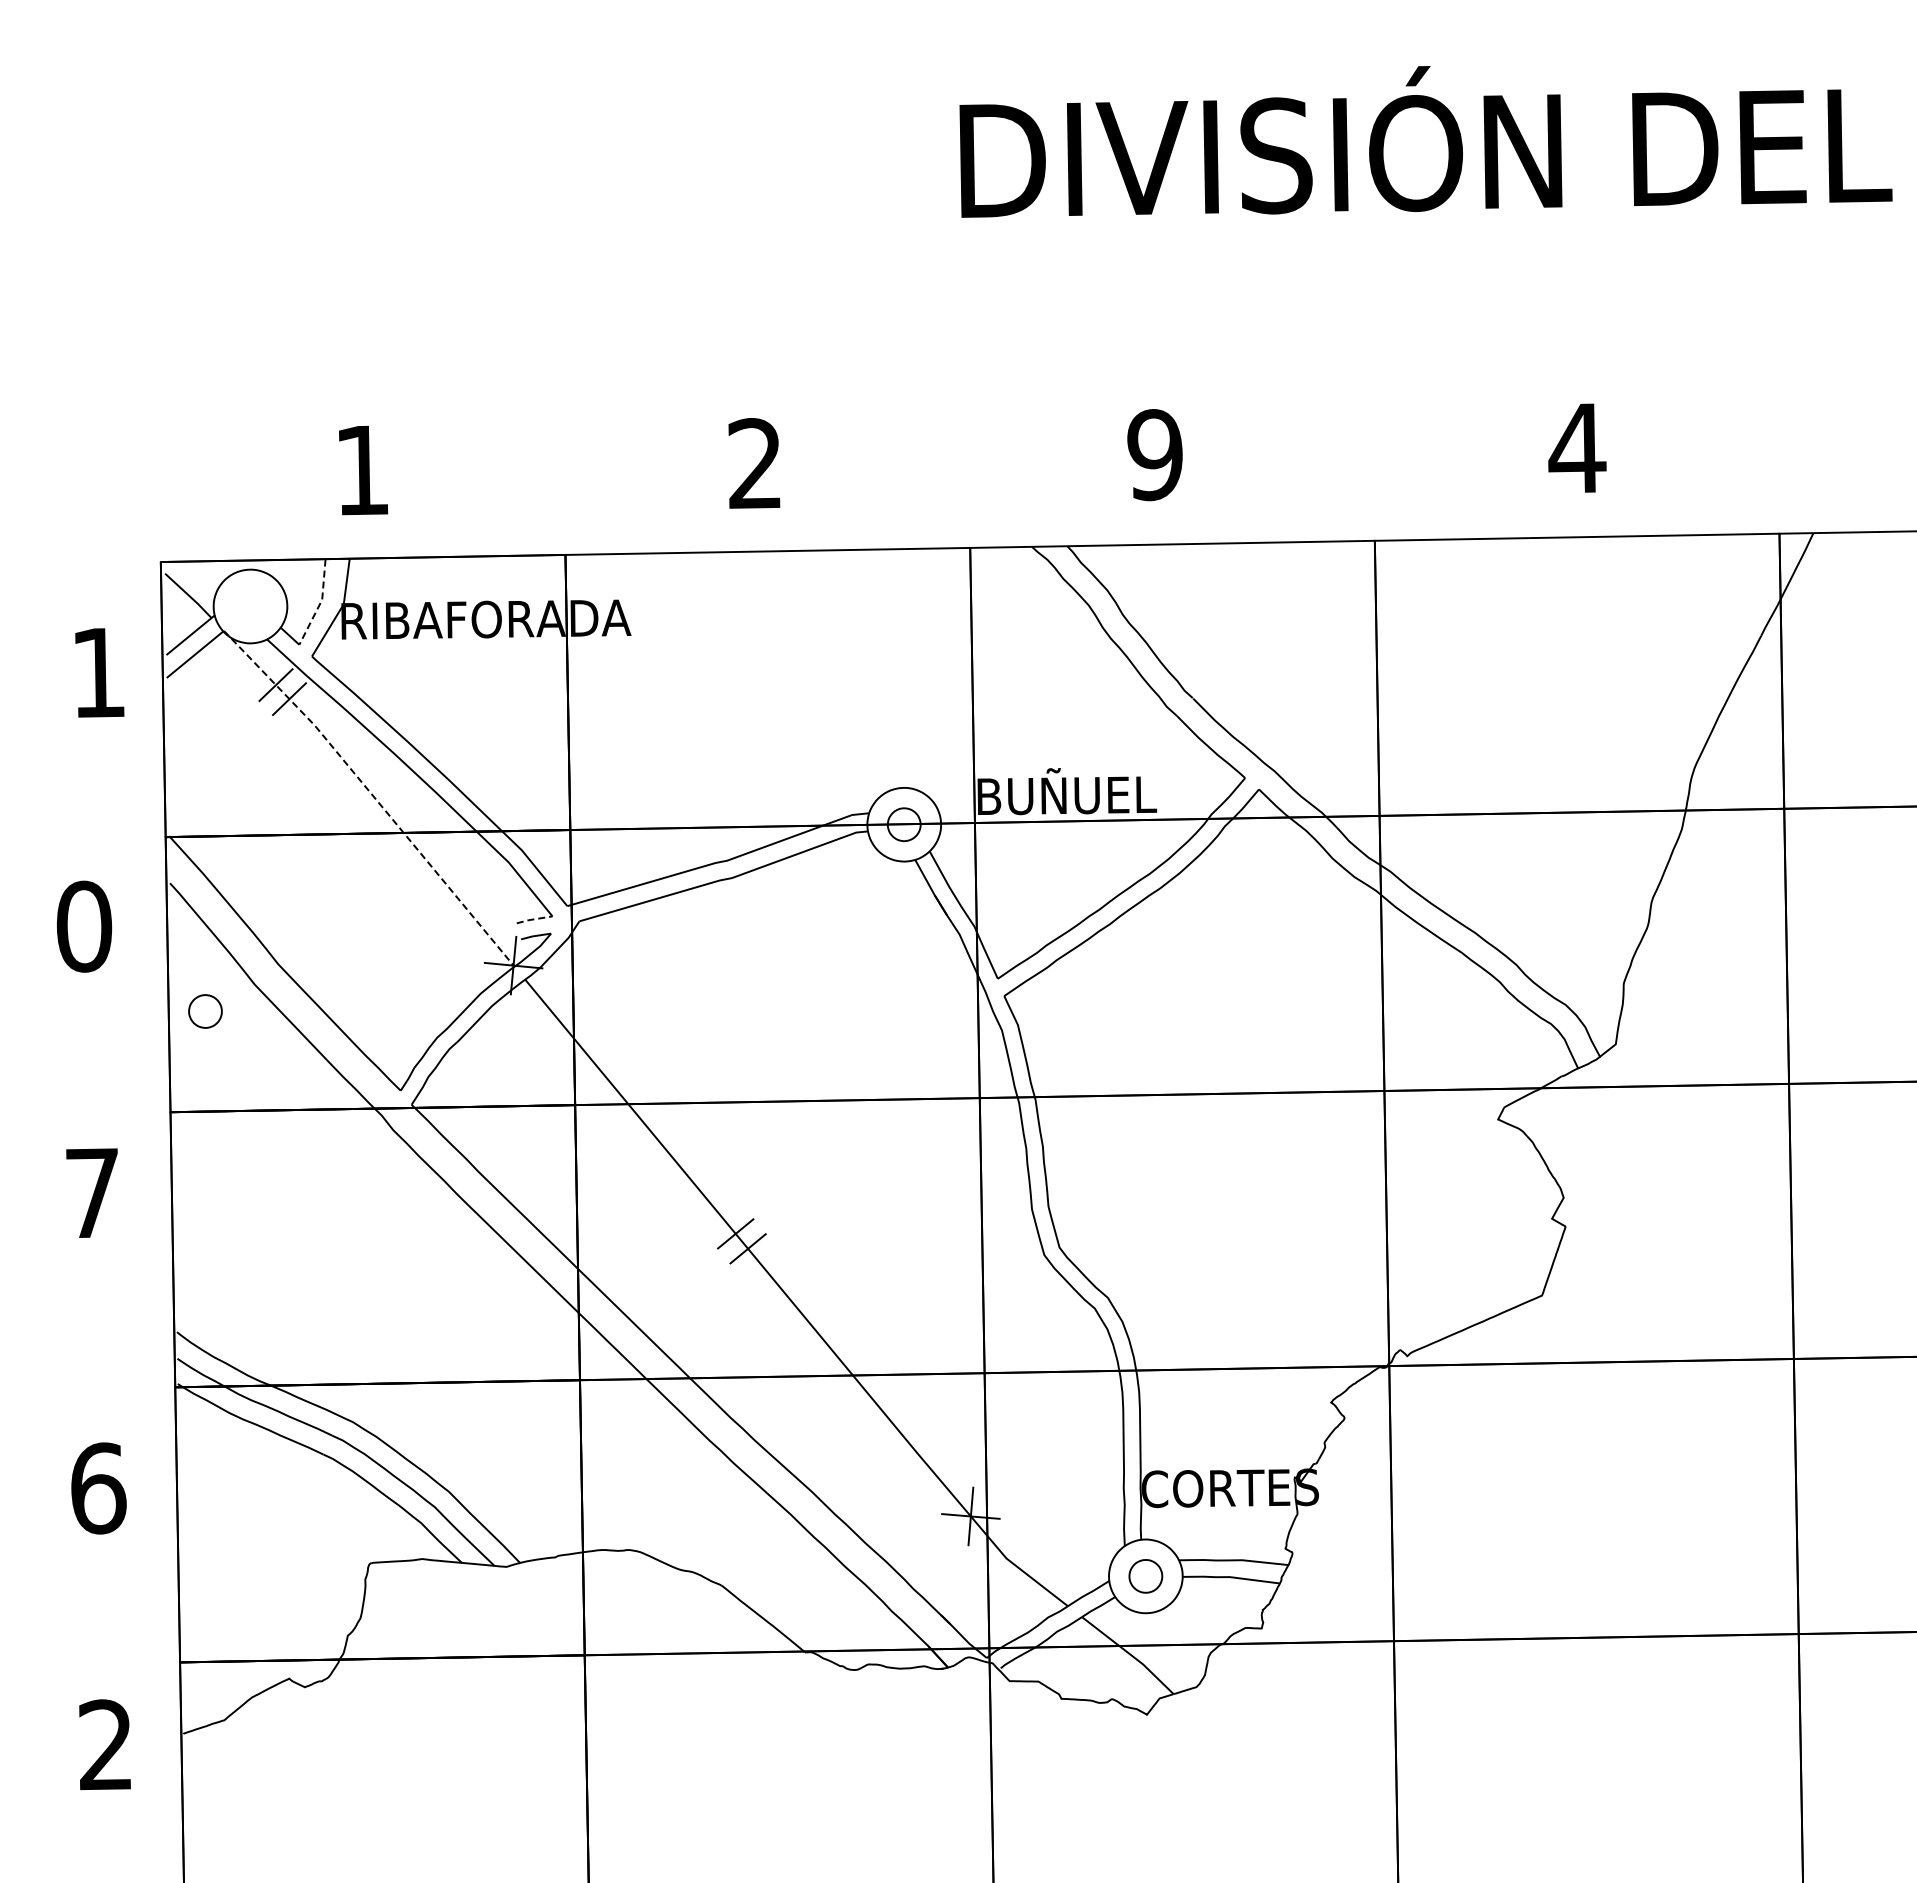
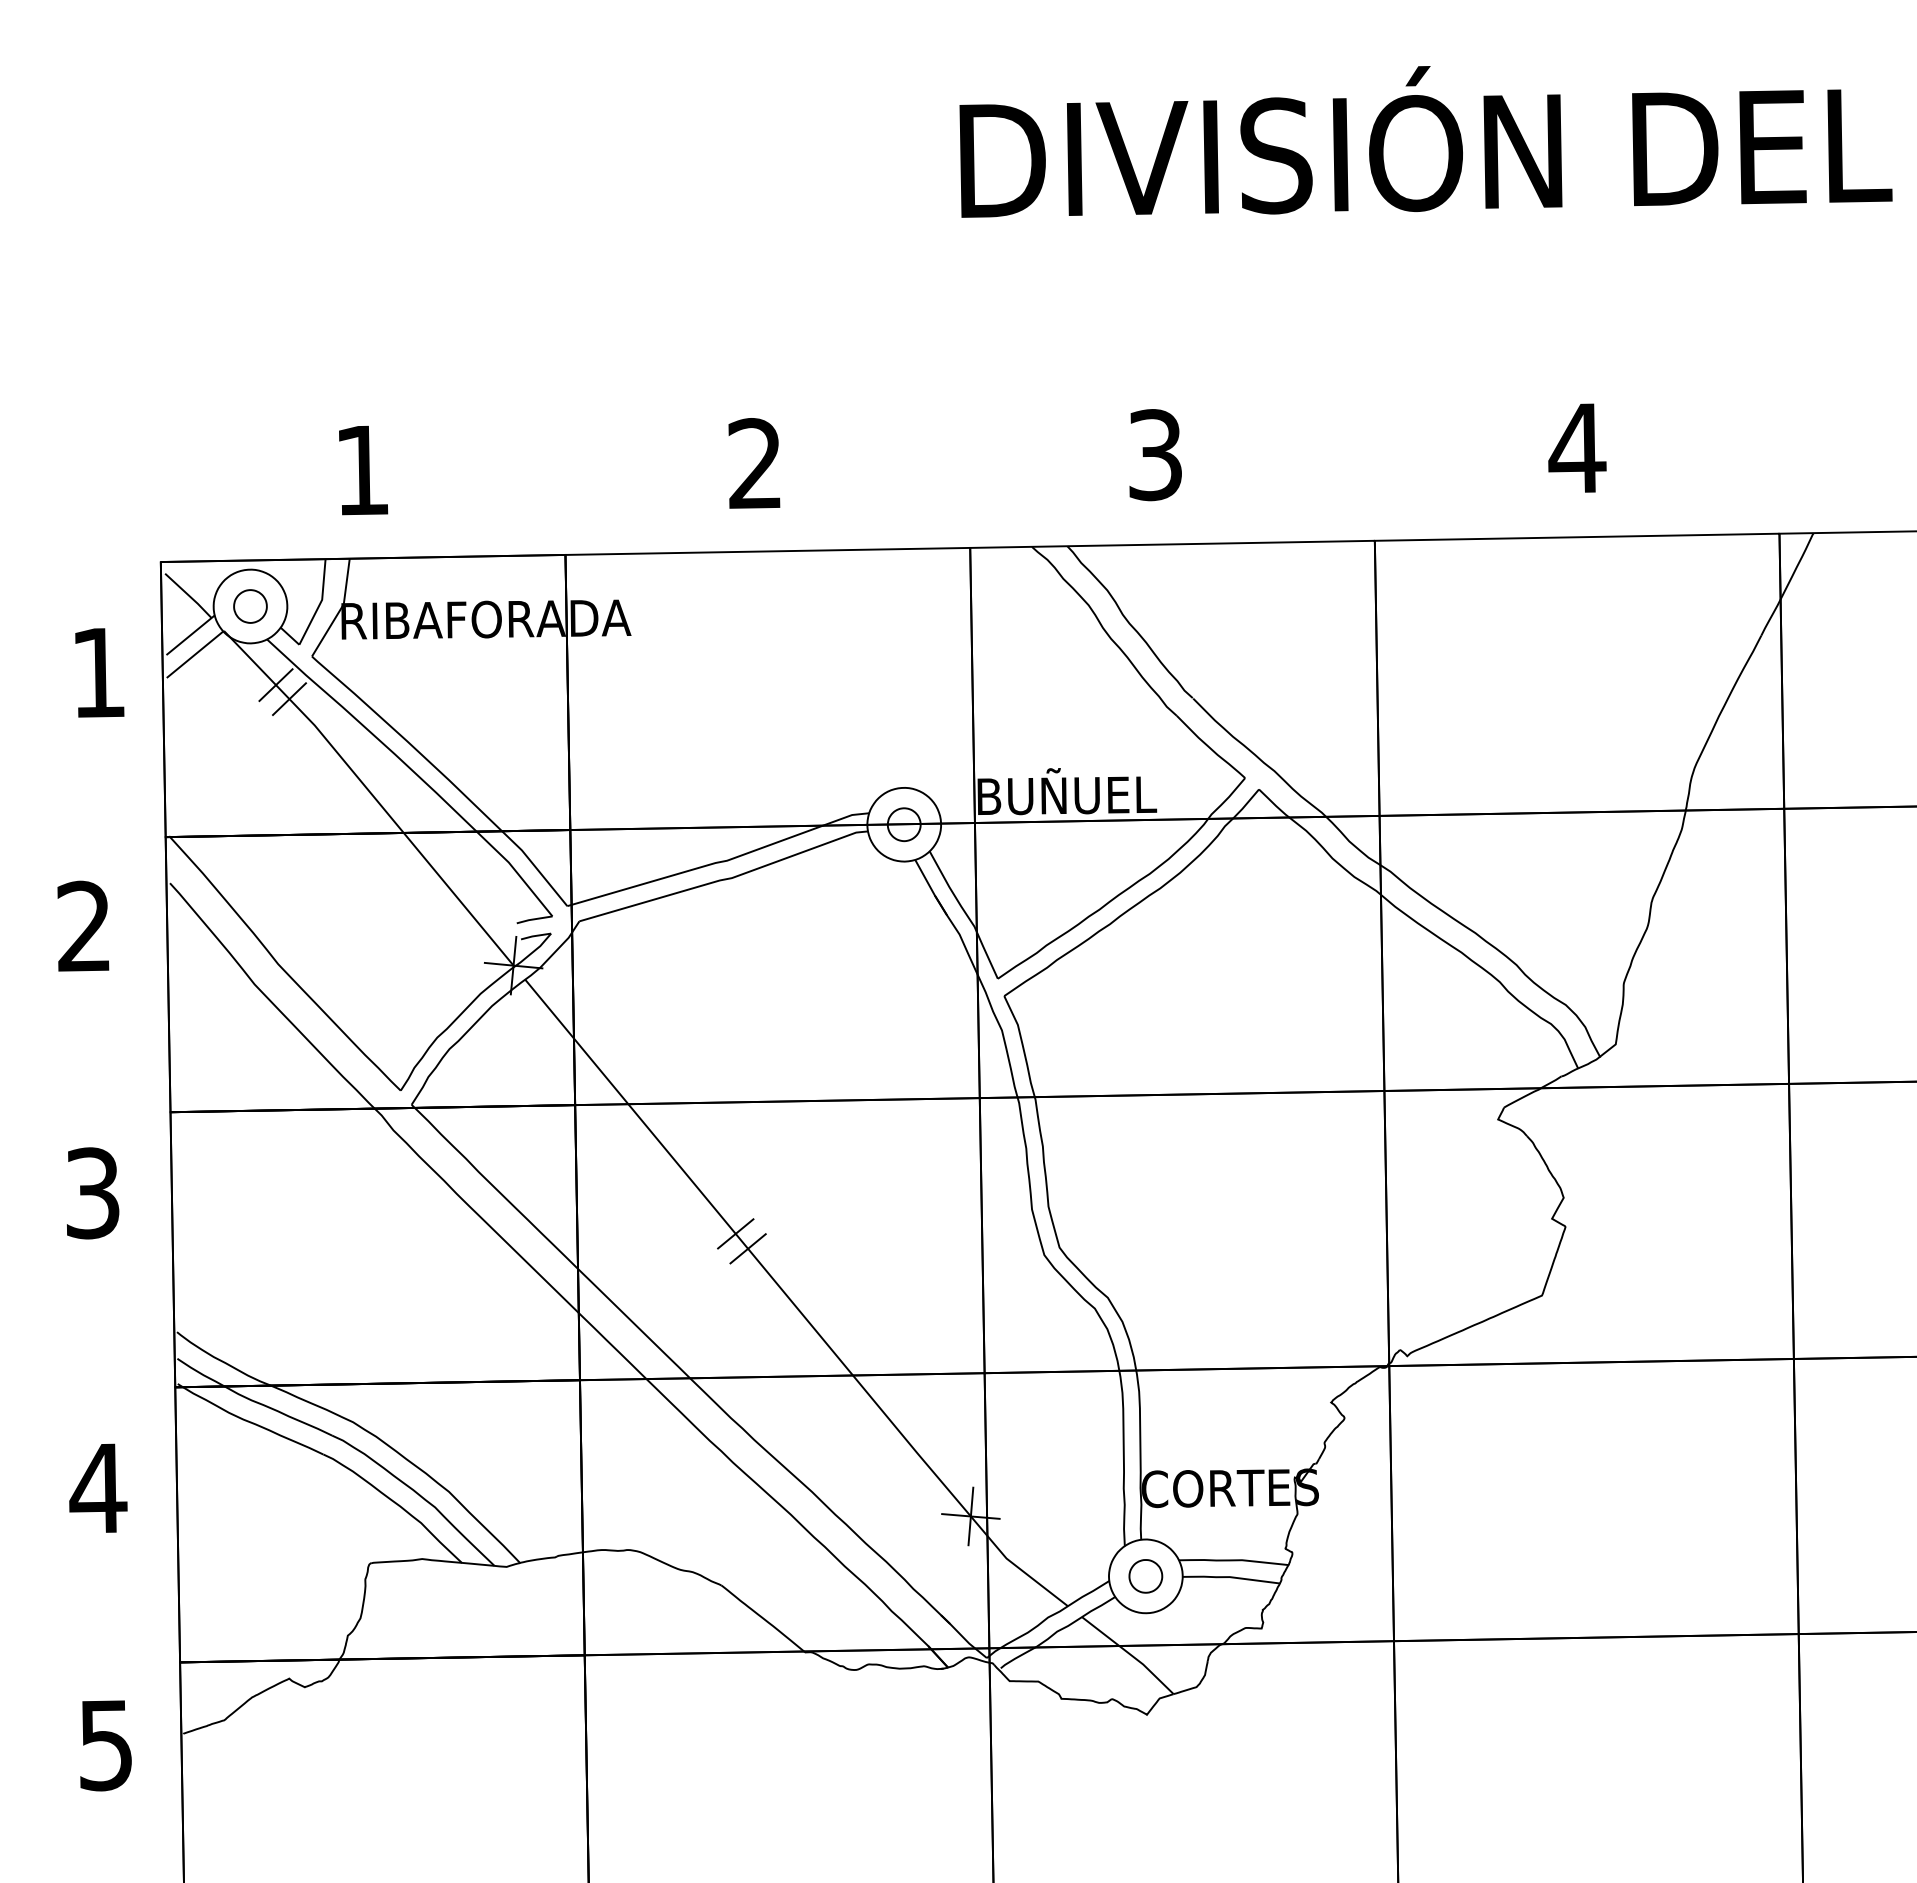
text: 9 -> 3 (1154, 455)
line: dashed -> solid (319, 604)
line: dashed -> solid (372, 794)
line: dashed -> solid (533, 919)
text: 0 -> 2 (84, 926)
part position: (205, 1011) -> (250, 606) (250, 606)
text: 7 -> 3 (92, 1193)
text: 6 -> 4 (98, 1488)
text: 2 -> 5 (105, 1745)
